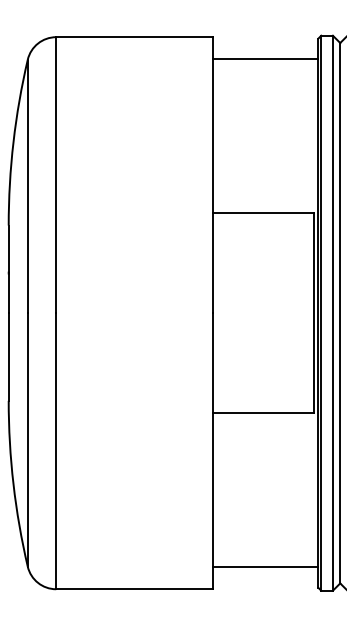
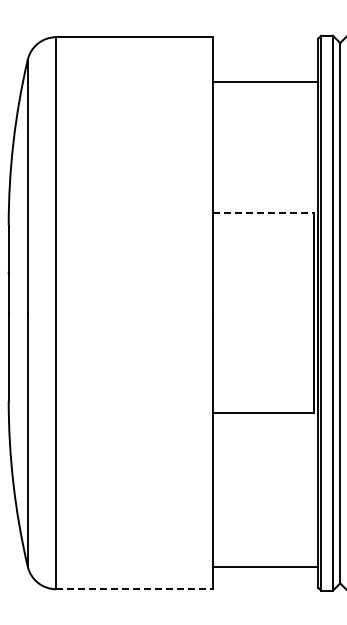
line position: (265, 59) -> (265, 82) (265, 82)
line: solid -> dashed (264, 213)
line: solid -> dashed (135, 589)
